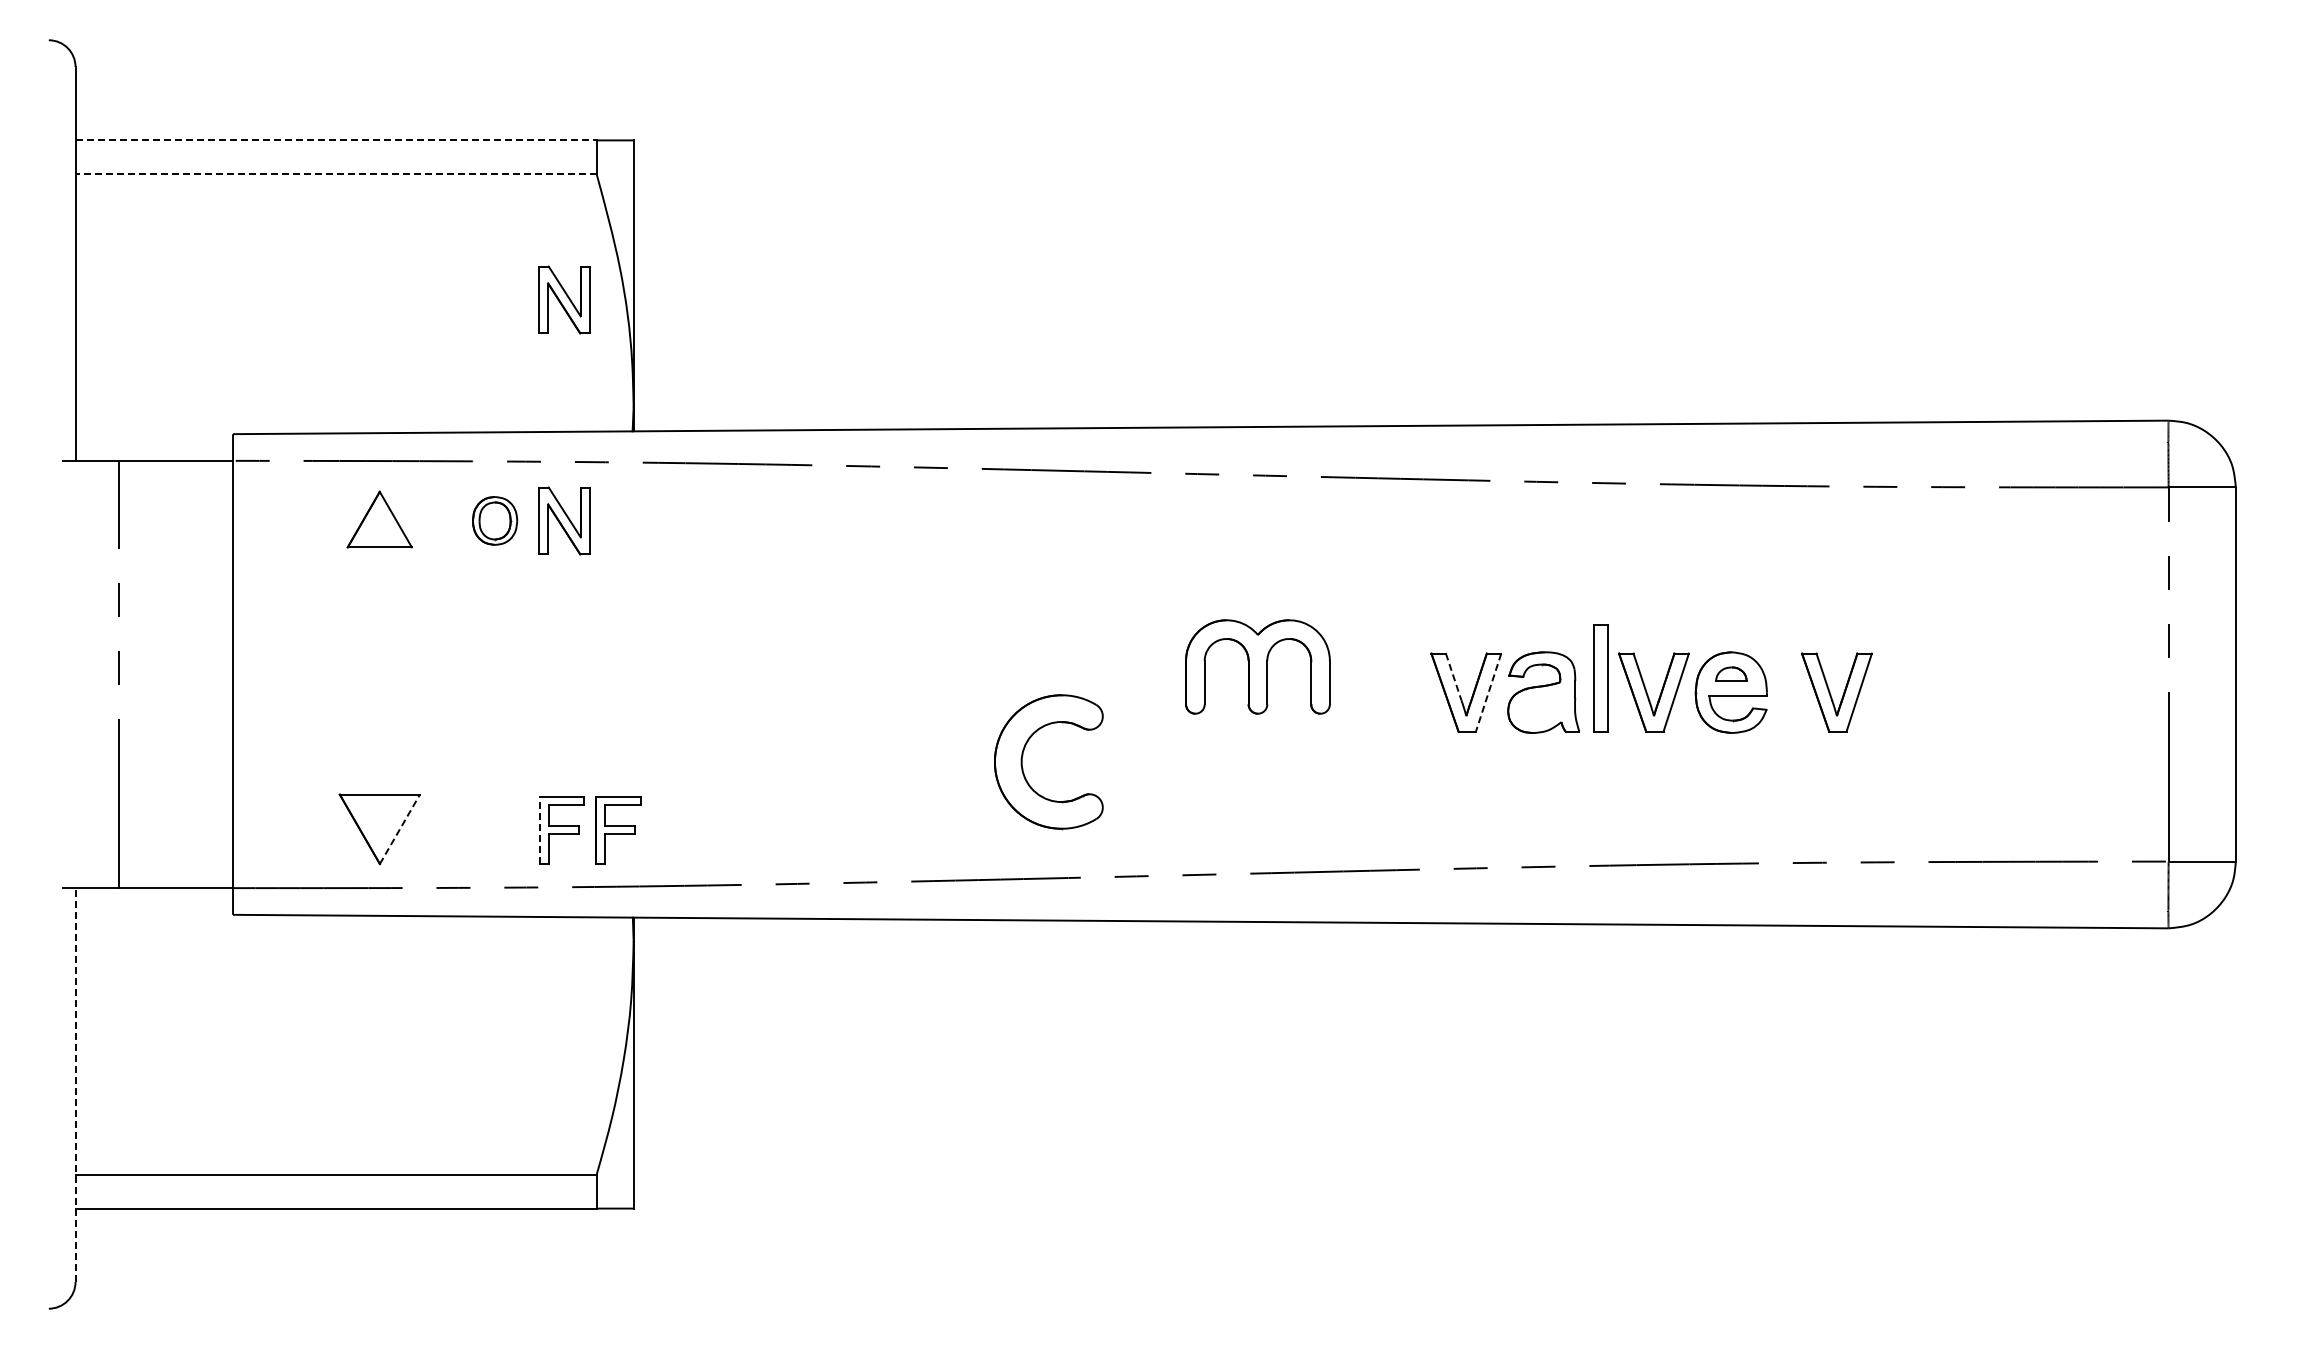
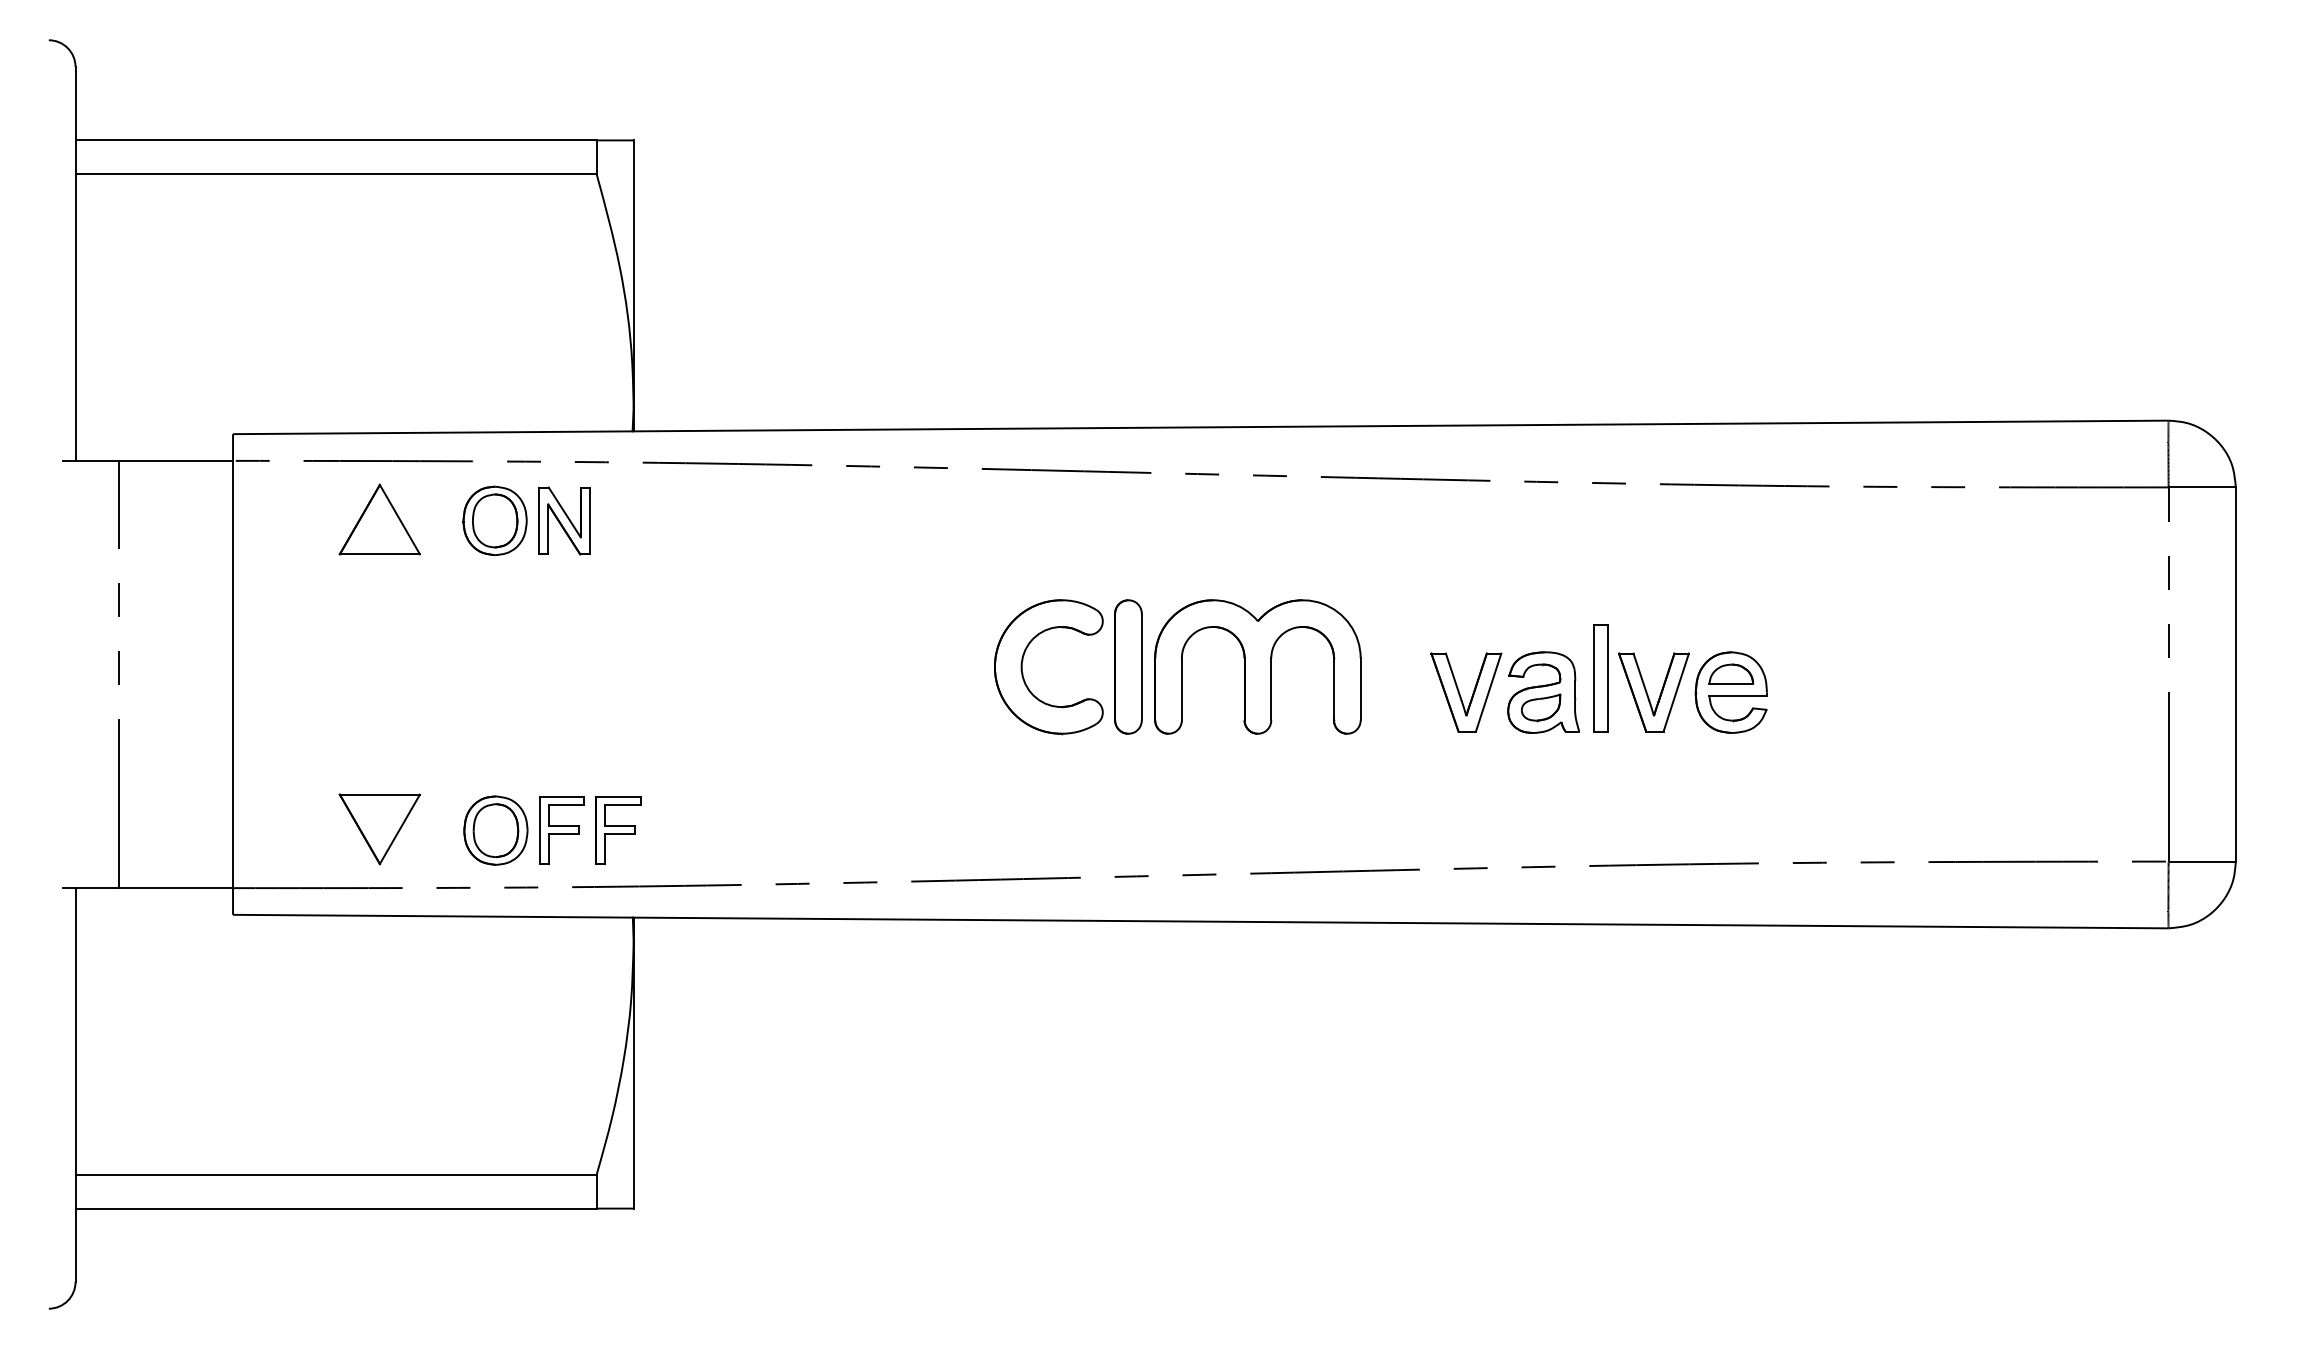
line: dashed -> solid (336, 140)
line: dashed -> solid (336, 174)
part: present -> none (564, 299)
part size: 67x59 px -> 83x73 px (379, 519)
part size: 47x50 px -> 66x72 px (494, 520)
part: none -> present (1128, 666)
part size: 146x96 px -> 208x136 px (1257, 666)
part size: 33x16 px -> 47x22 px (1731, 673)
line: dashed -> solid (1453, 677)
part: present -> none (1836, 692)
line: dashed -> solid (1488, 693)
part: none -> present (1541, 707)
part position: (1023, 768) -> (1023, 673) (1023, 673)
line: dashed -> solid (400, 828)
part: none -> present (495, 830)
line: dashed -> solid (539, 830)
line: dashed -> solid (75, 1085)
